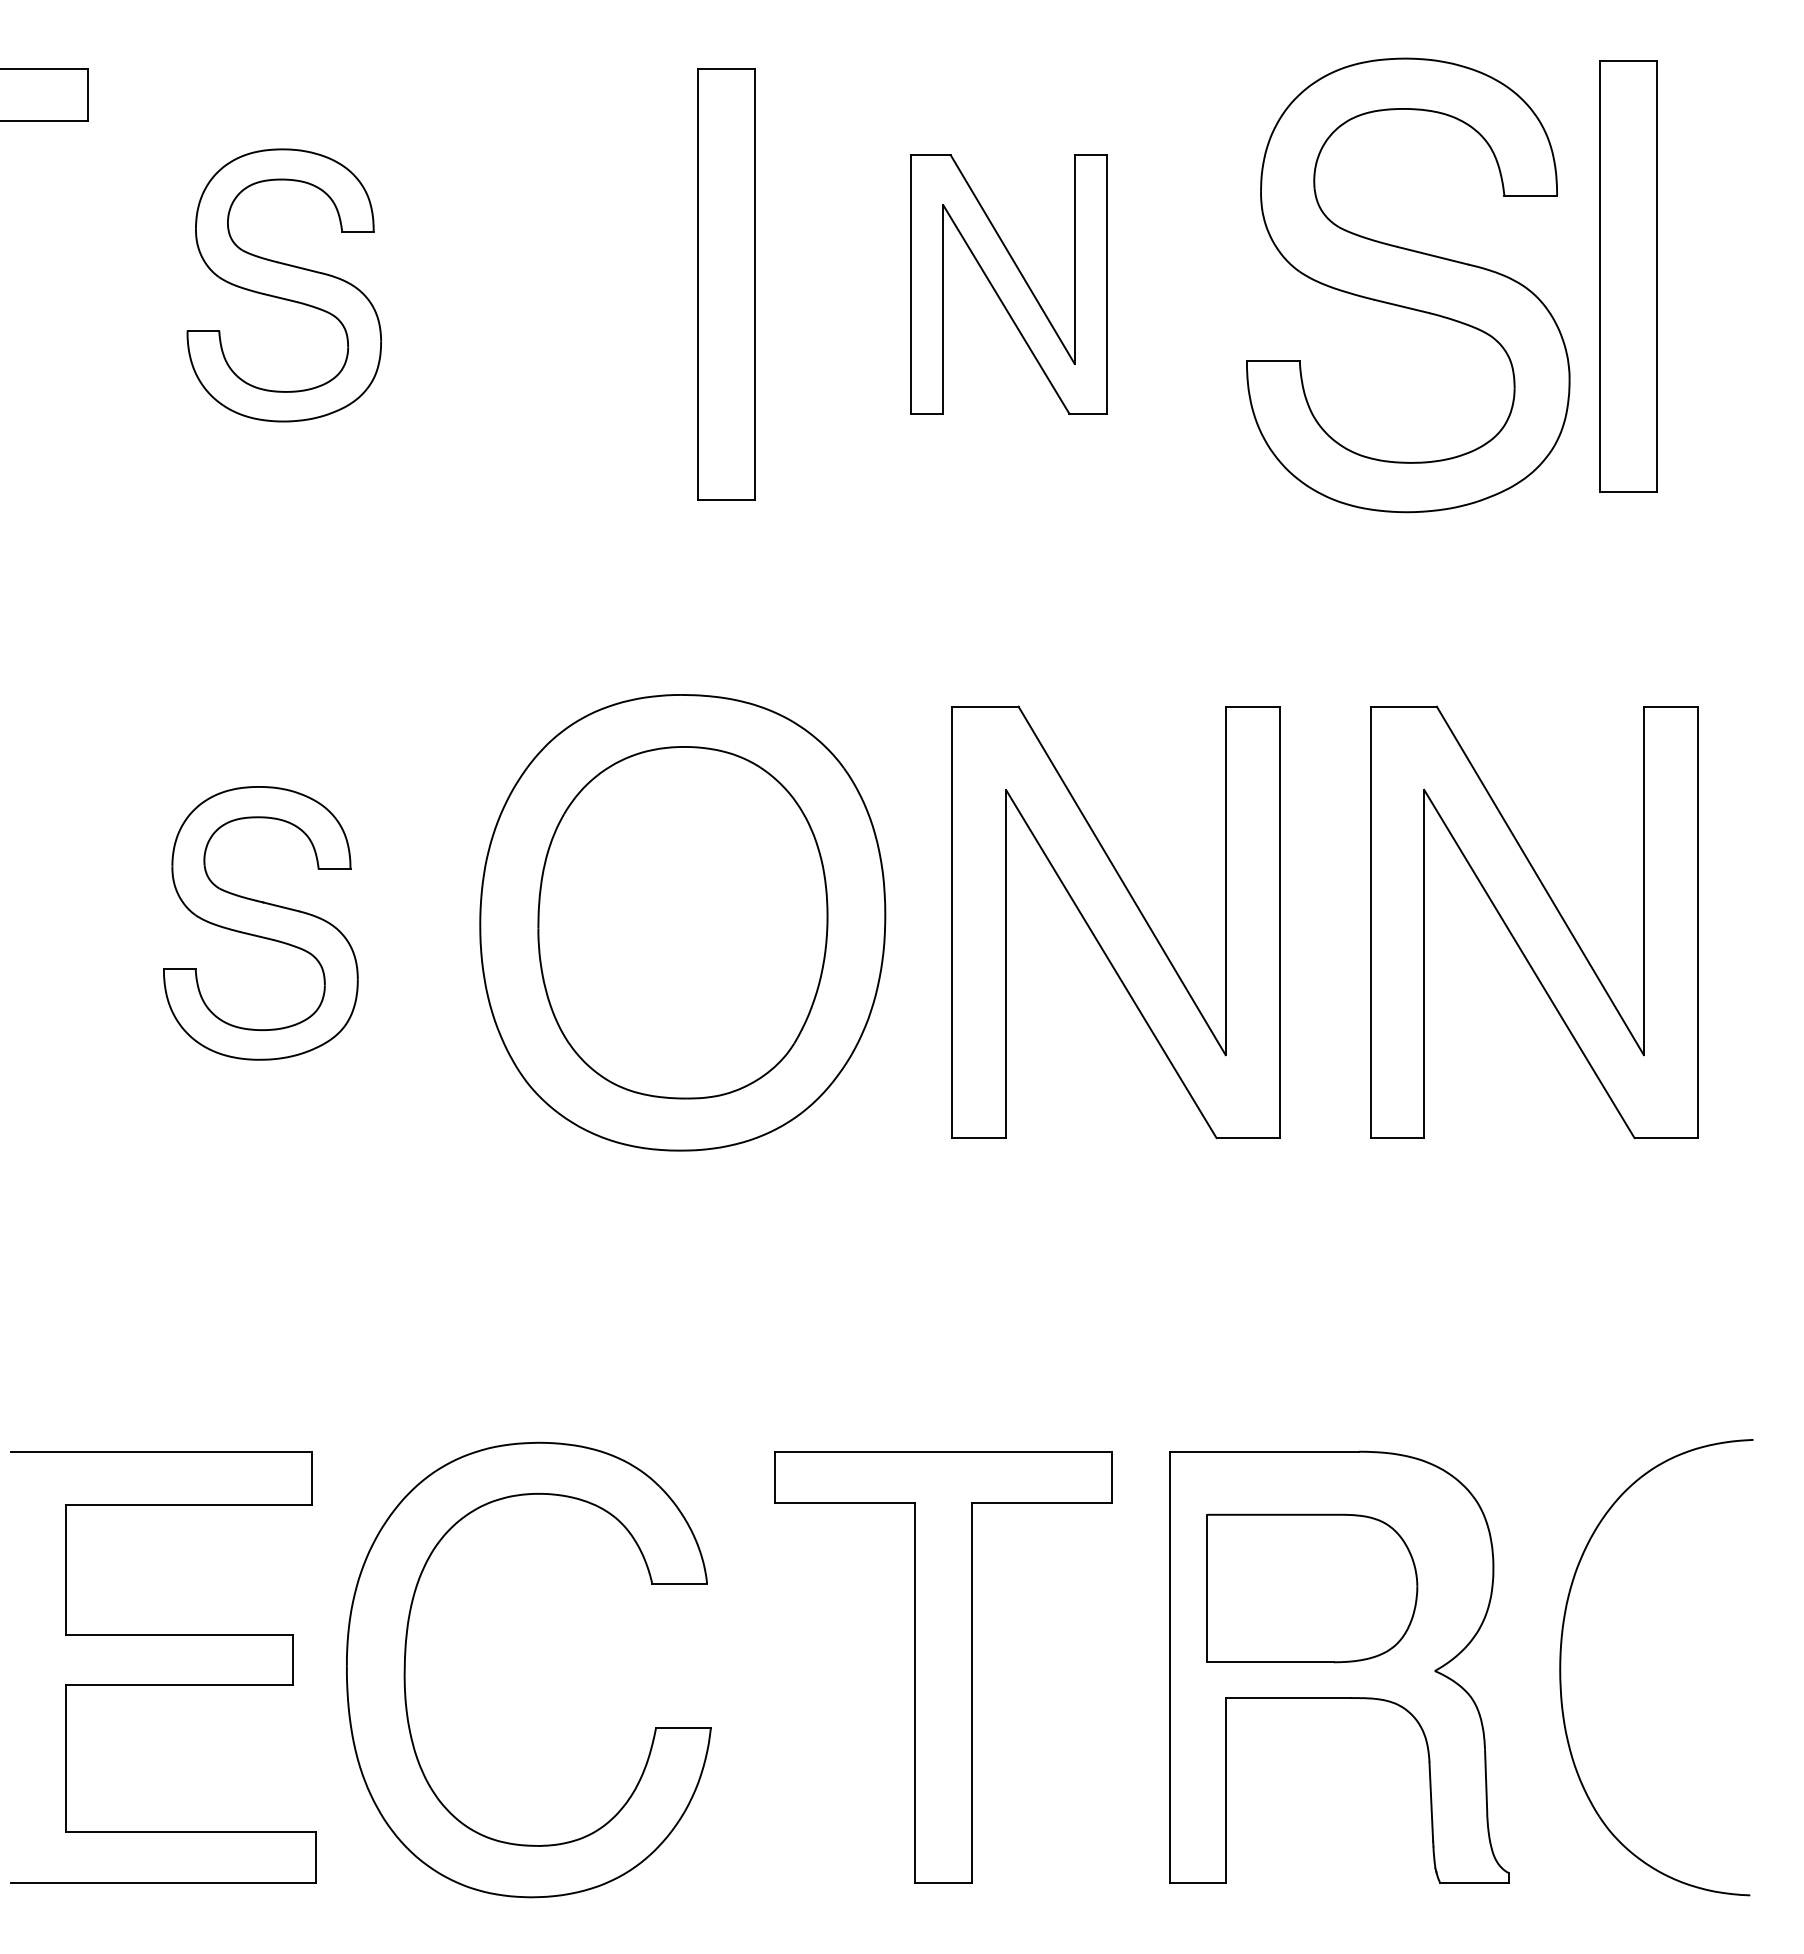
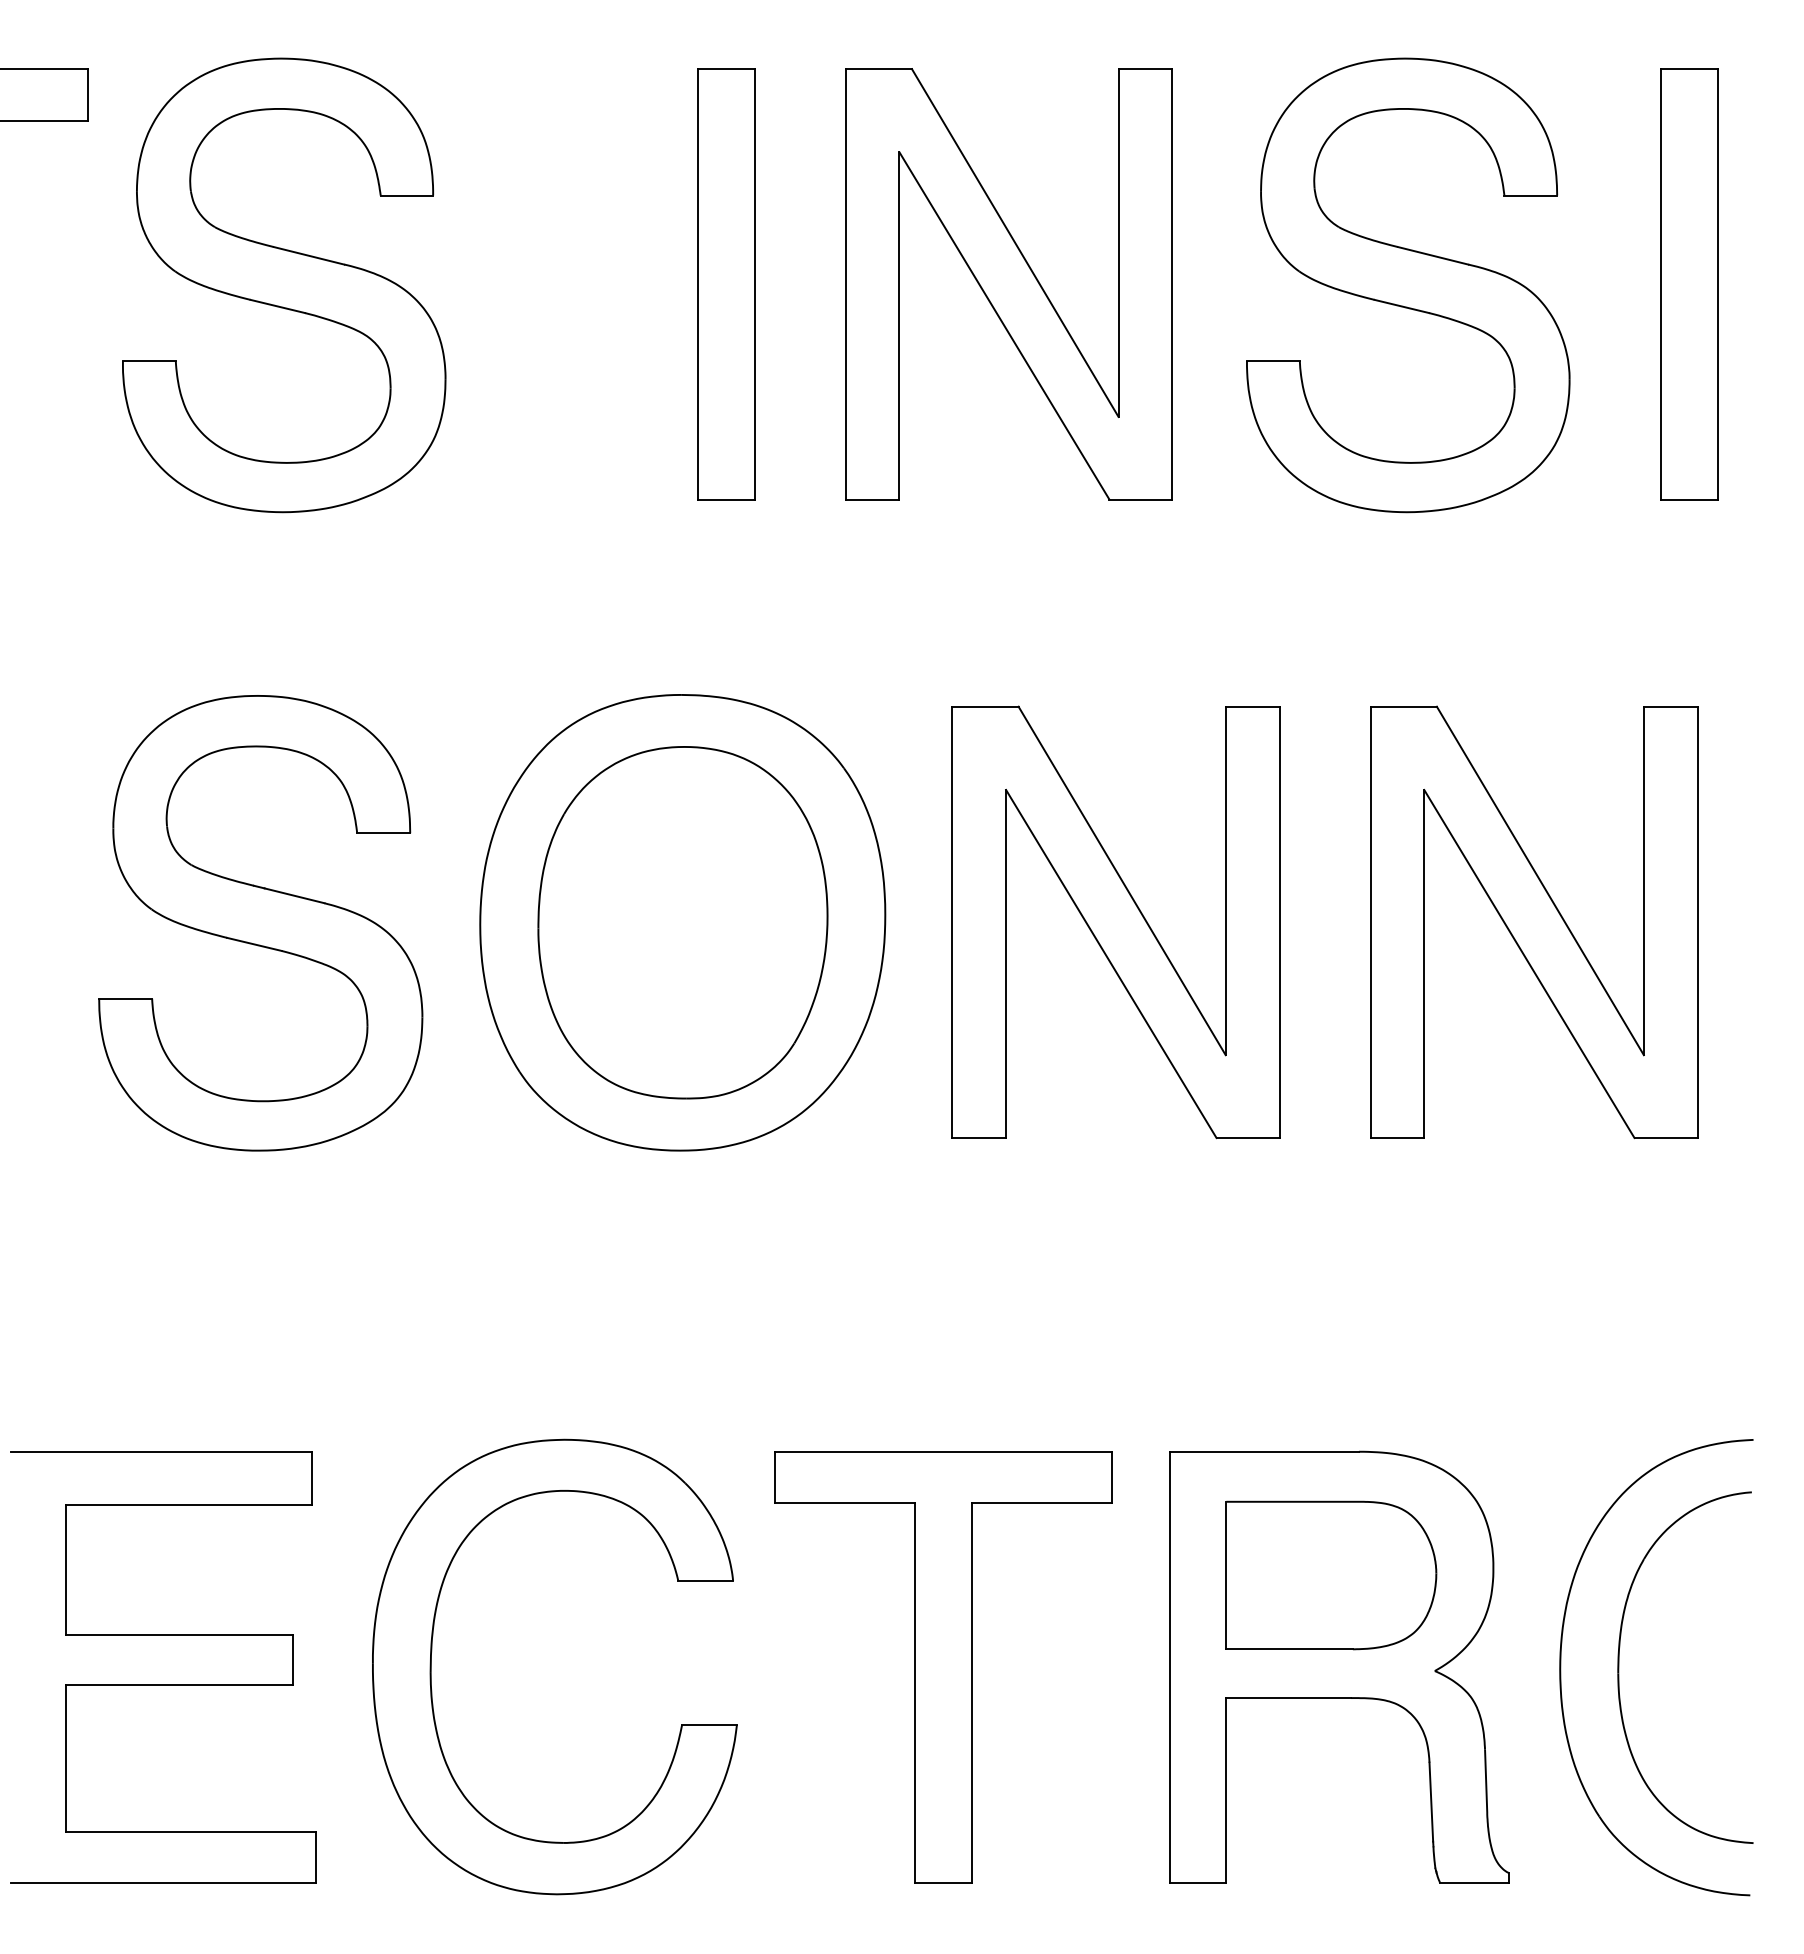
part position: (1628, 276) -> (1689, 284) (1689, 284)
part size: 198x261 px -> 328x433 px (1008, 284)
part size: 196x275 px -> 325x457 px (284, 285)
part size: 196x275 px -> 326x457 px (260, 923)
part position: (1312, 1588) -> (1331, 1575) (1331, 1575)
part position: (406, 1654) -> (432, 1651) (432, 1651)
part: none -> present (1619, 1667)
